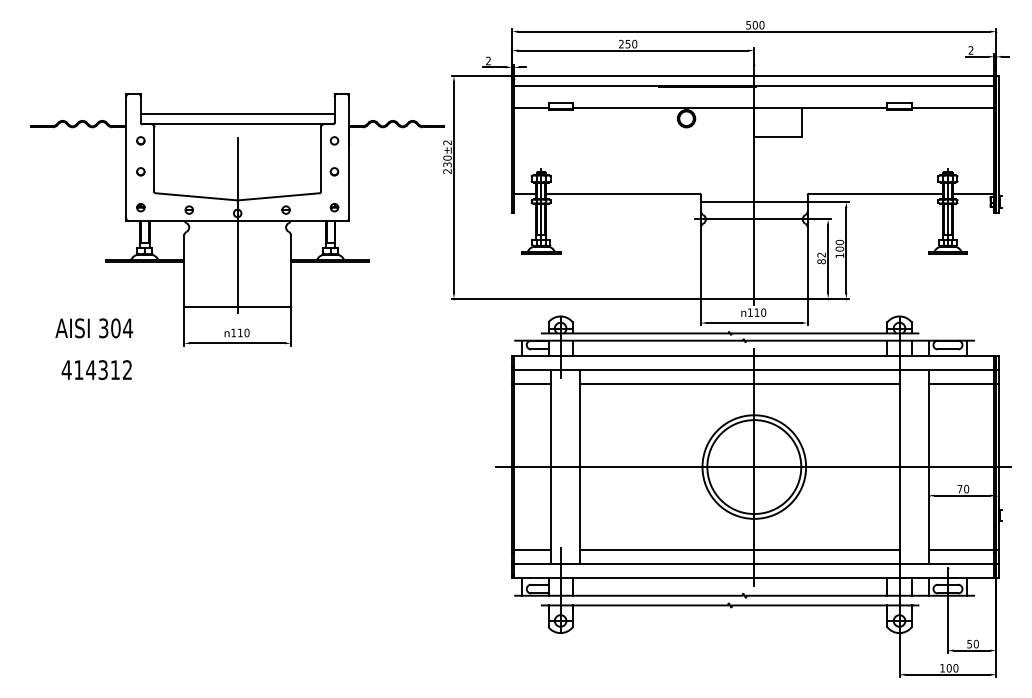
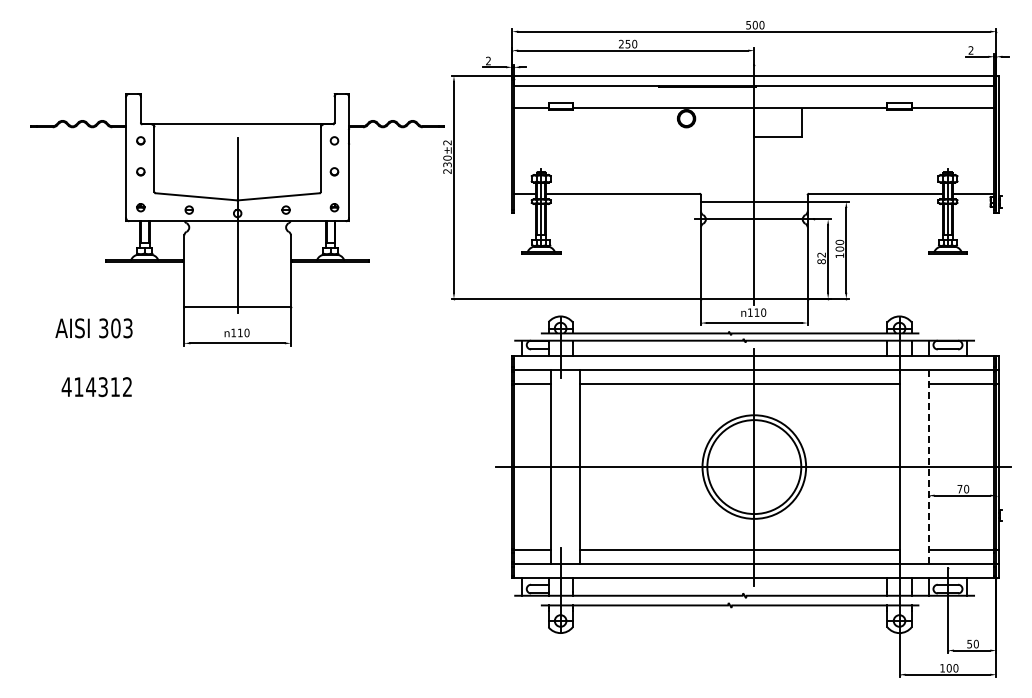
line: present -> none (237, 114)
text: 304 -> 303 (128, 328)
text position: (96, 370) -> (96, 387) (96, 387)
line: solid -> dashed (928, 467)
